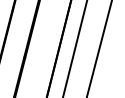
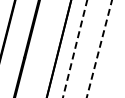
line: solid -> dashed (75, 48)
line: solid -> dashed (99, 49)
